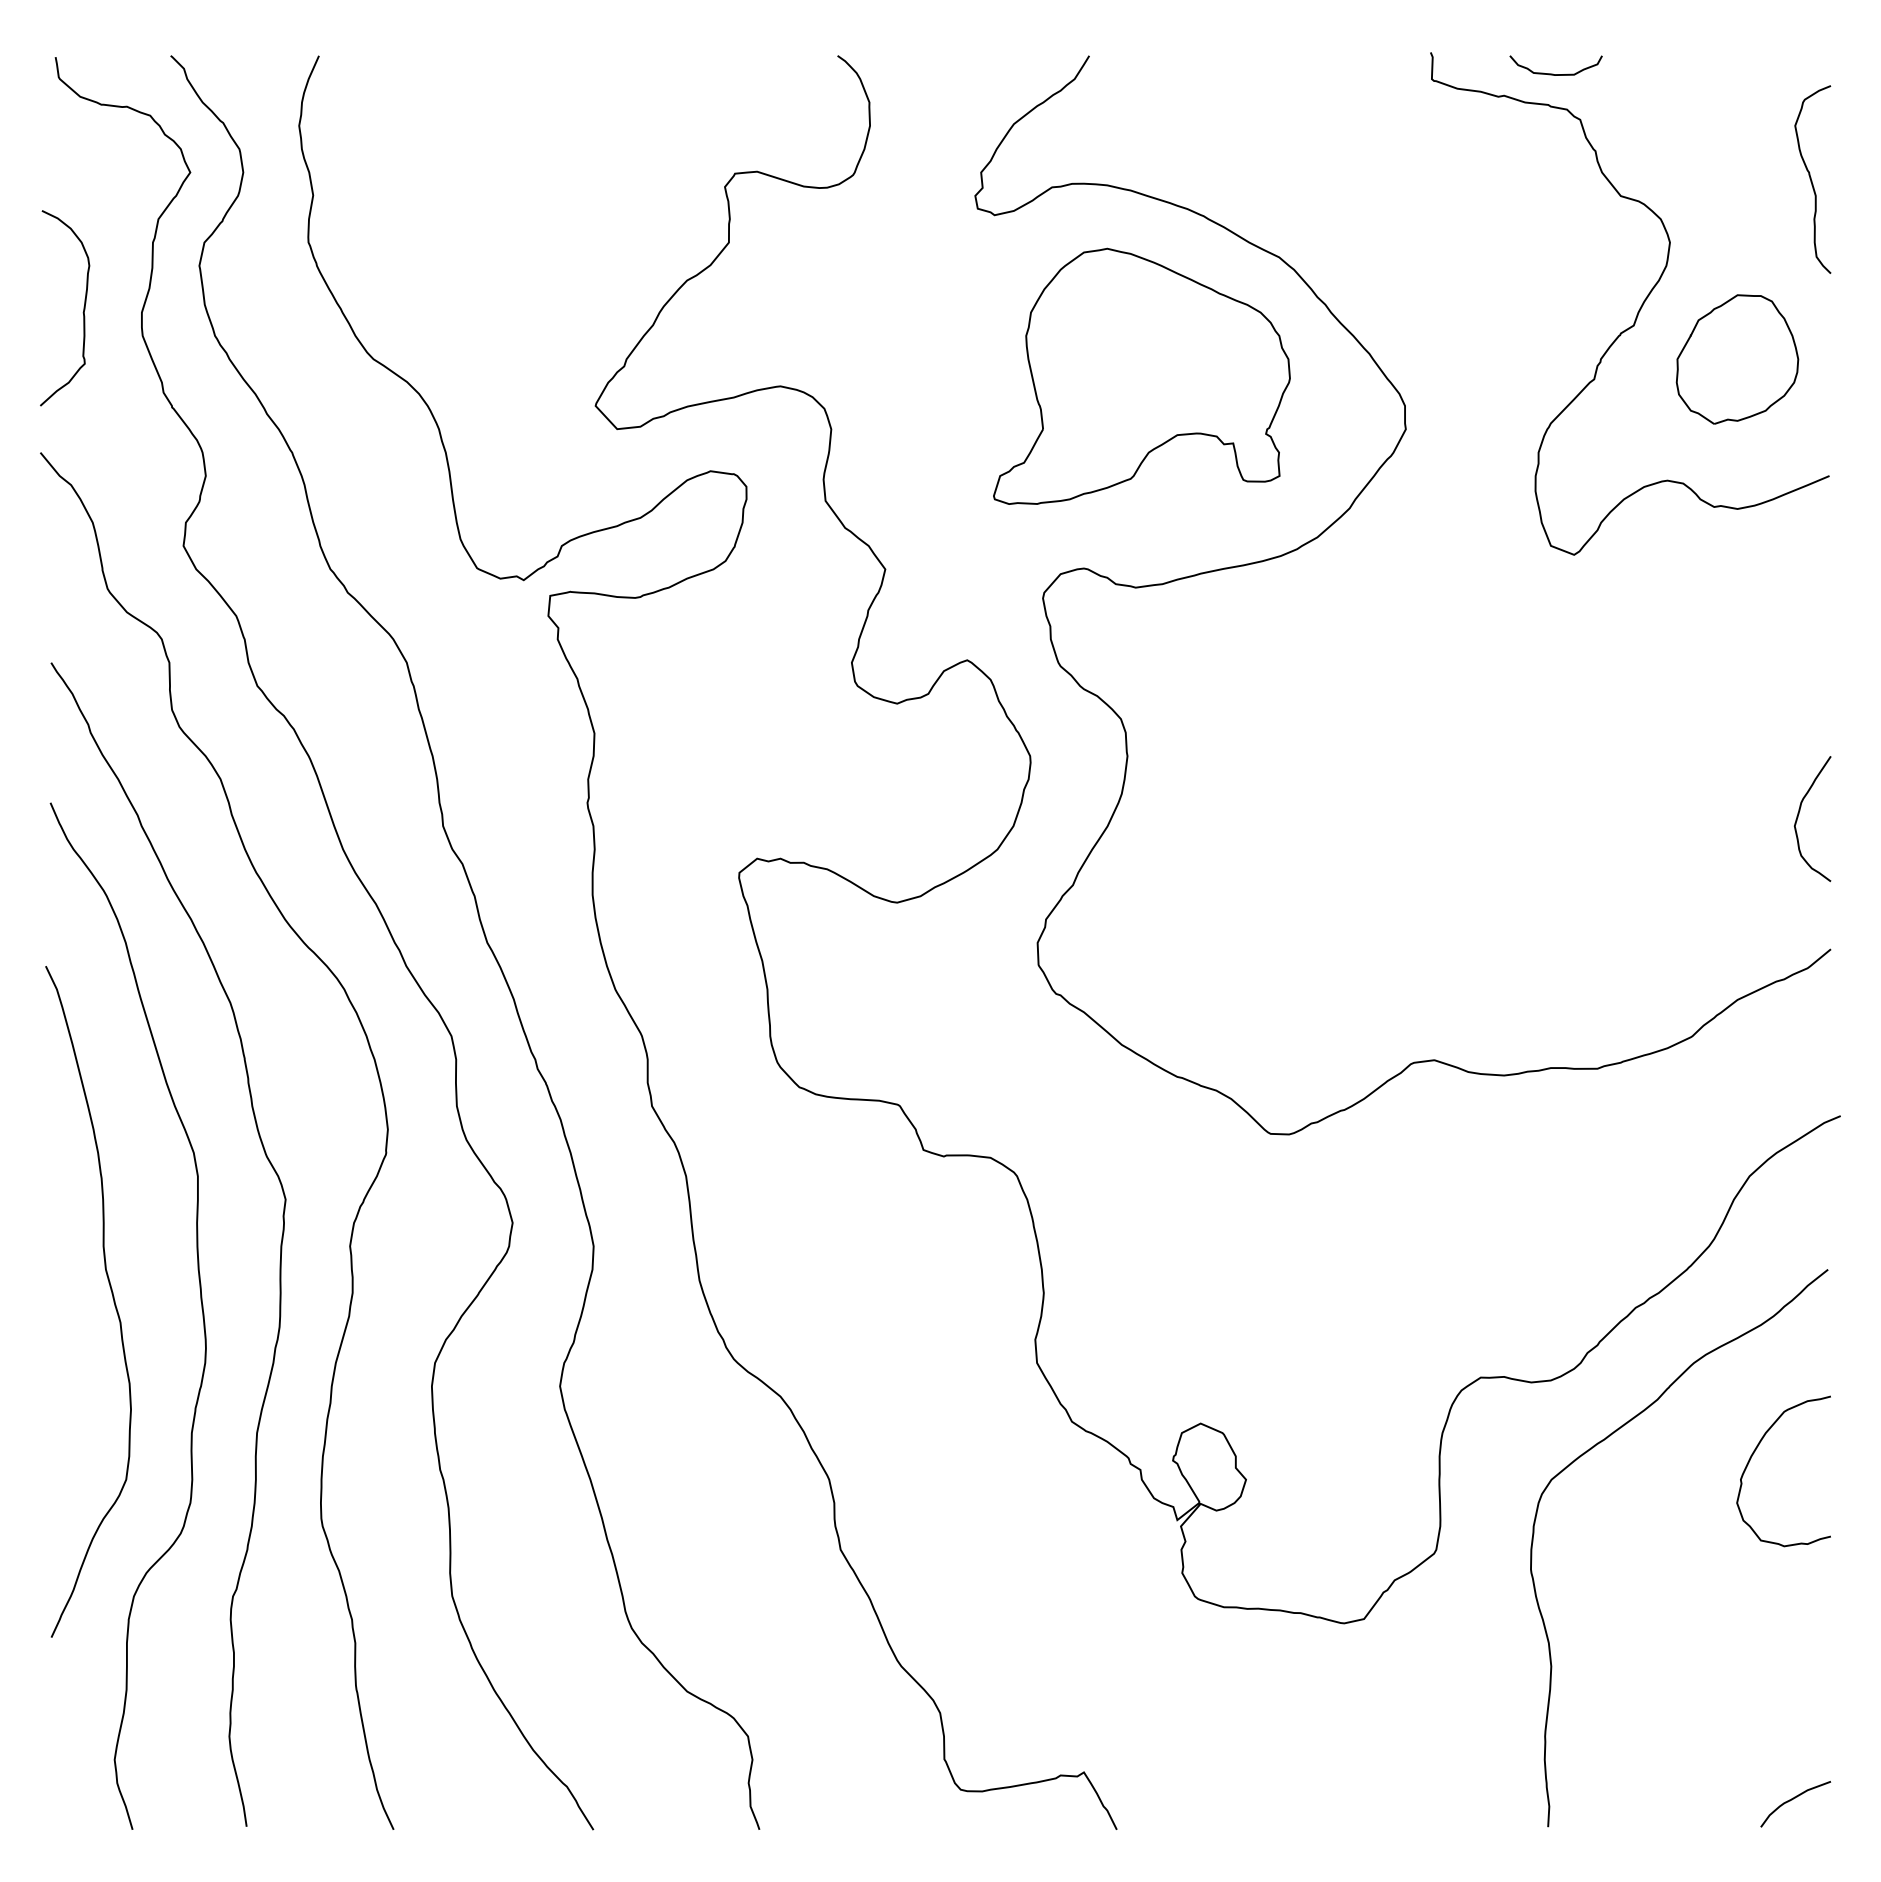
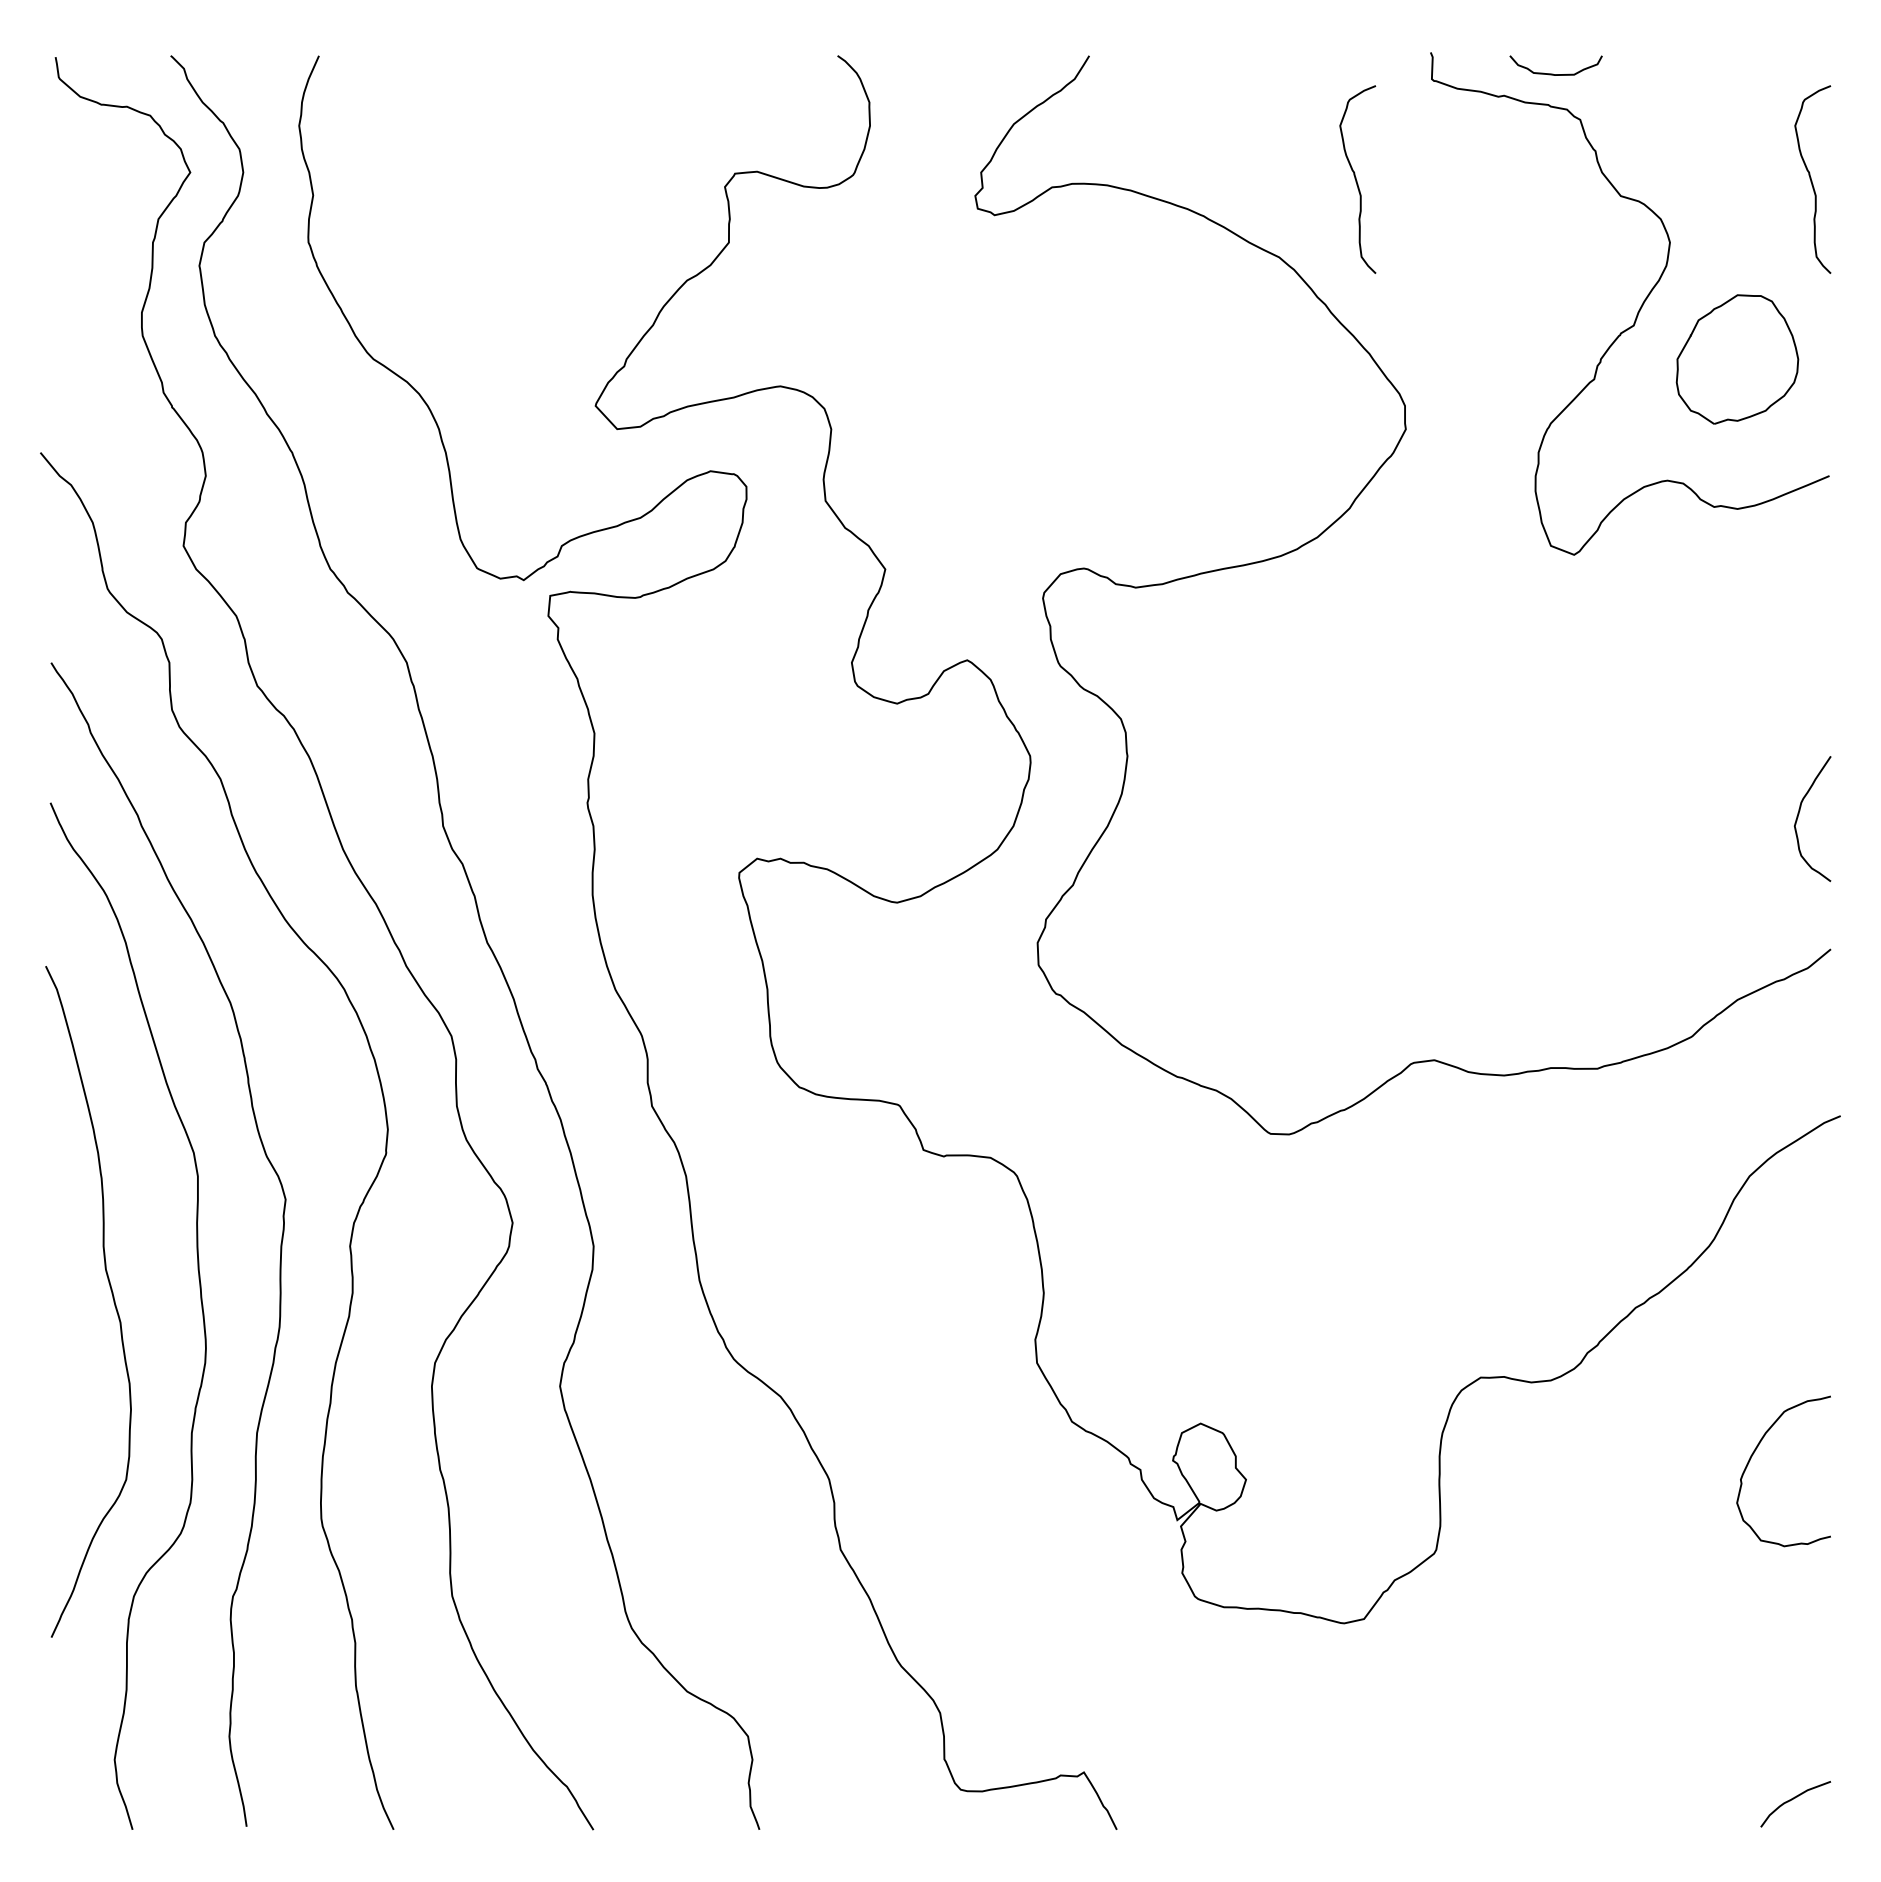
curve: none -> present (1356, 179)
curve: present -> none (82, 312)
part: present -> none (1141, 375)
curve: present -> none (1606, 1439)
